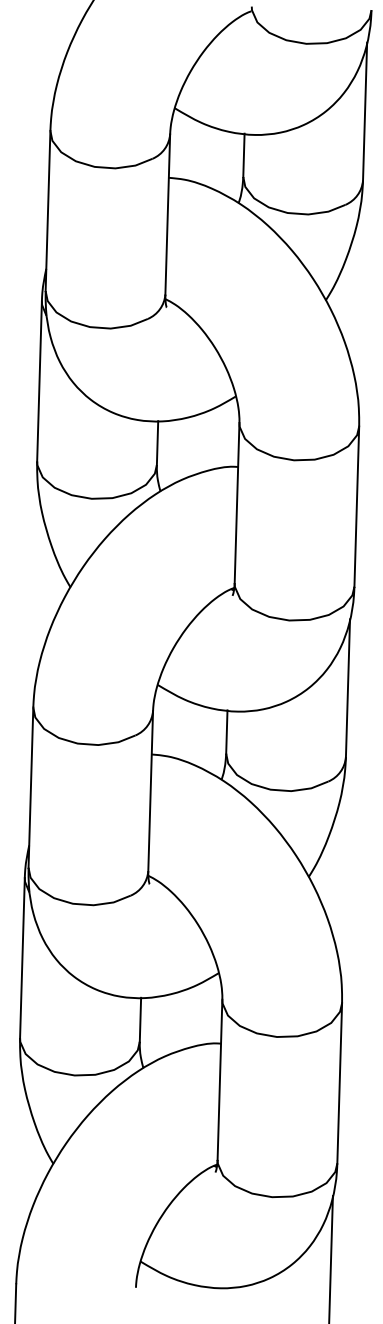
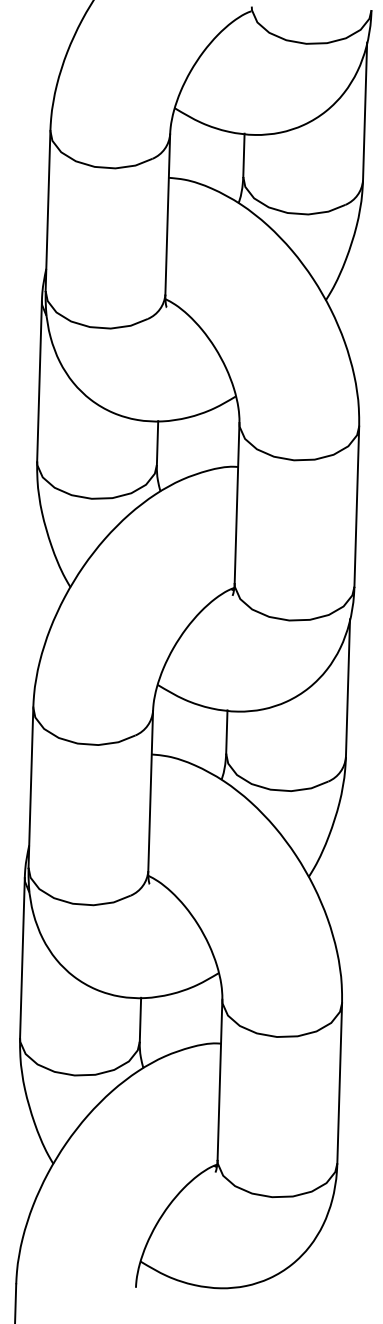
line: present -> none (330, 1258)
